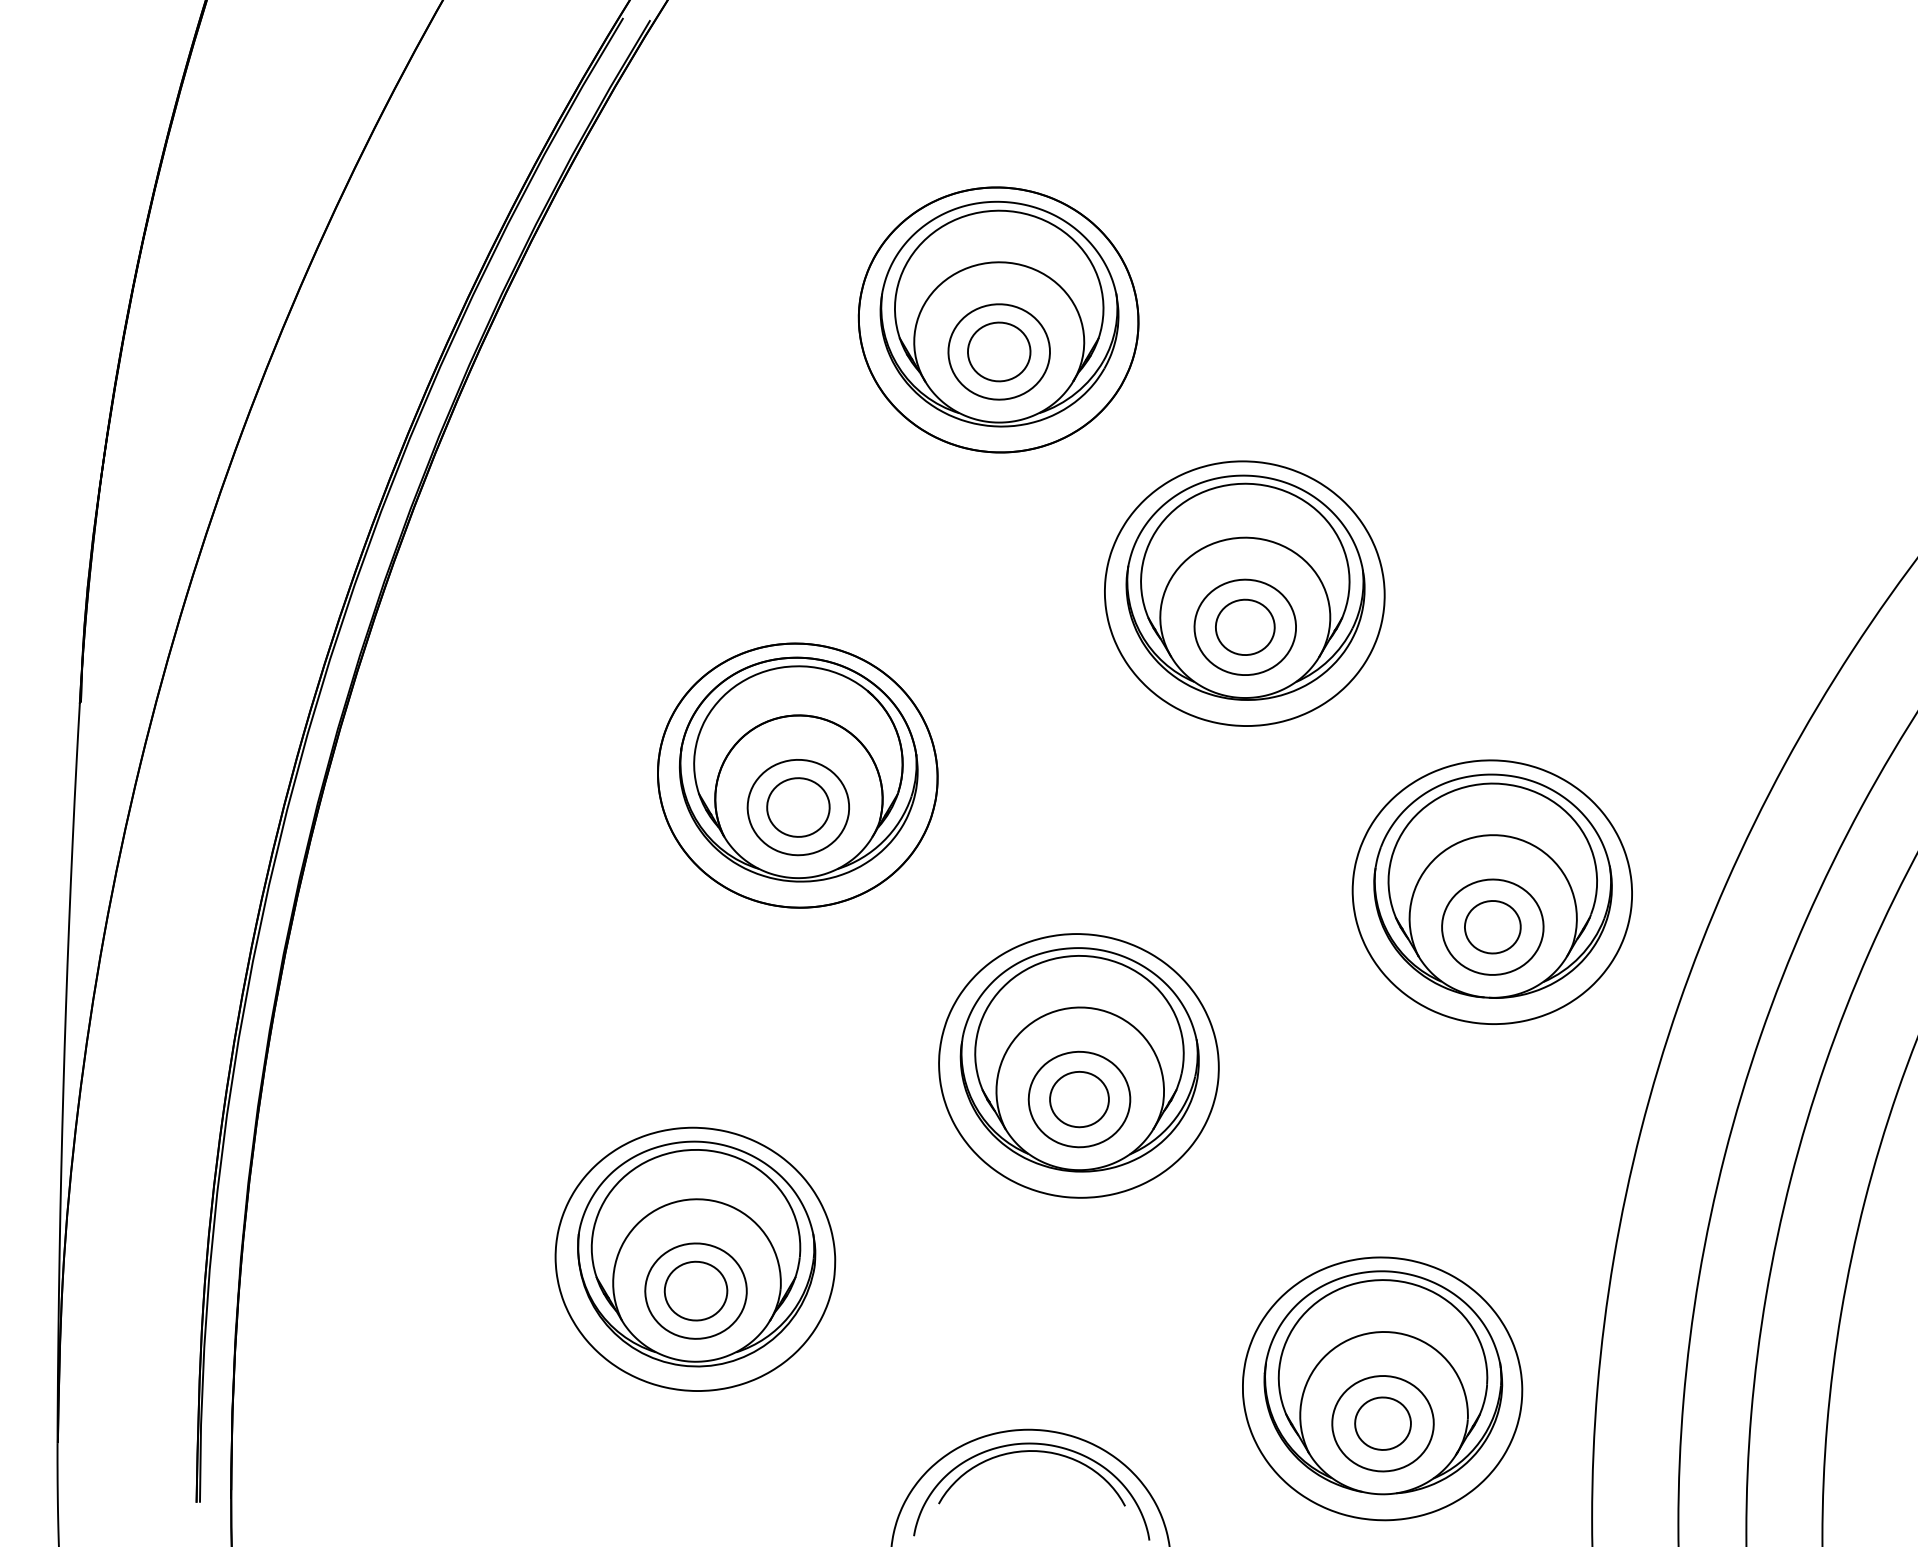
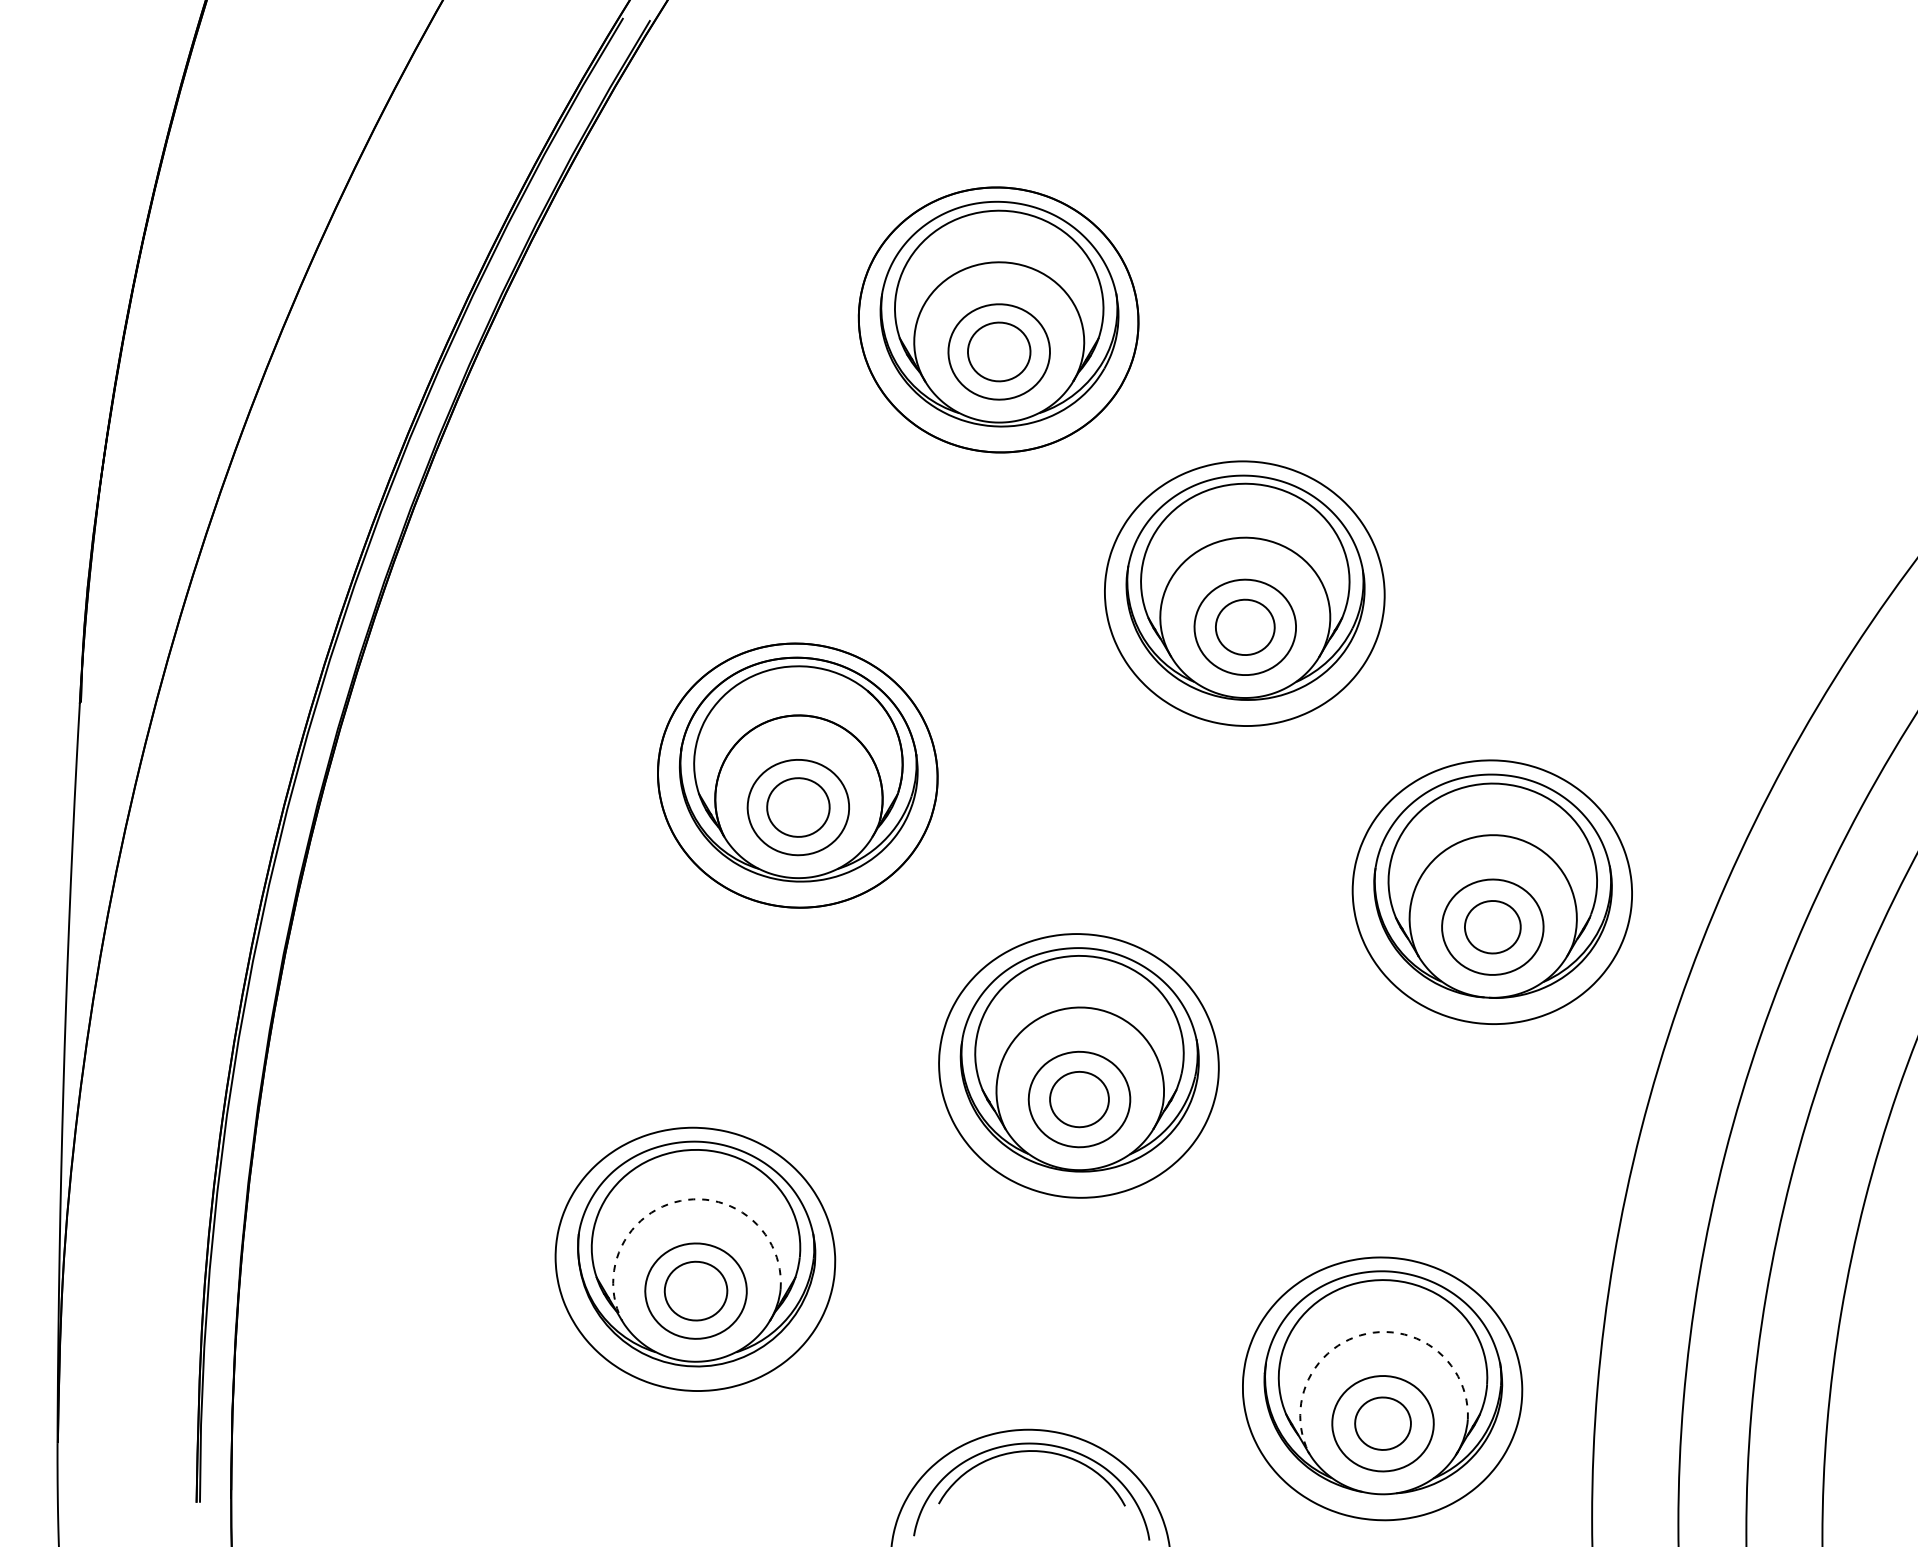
arc: solid -> dashed (680, 1200)
arc: solid -> dashed (1366, 1333)
